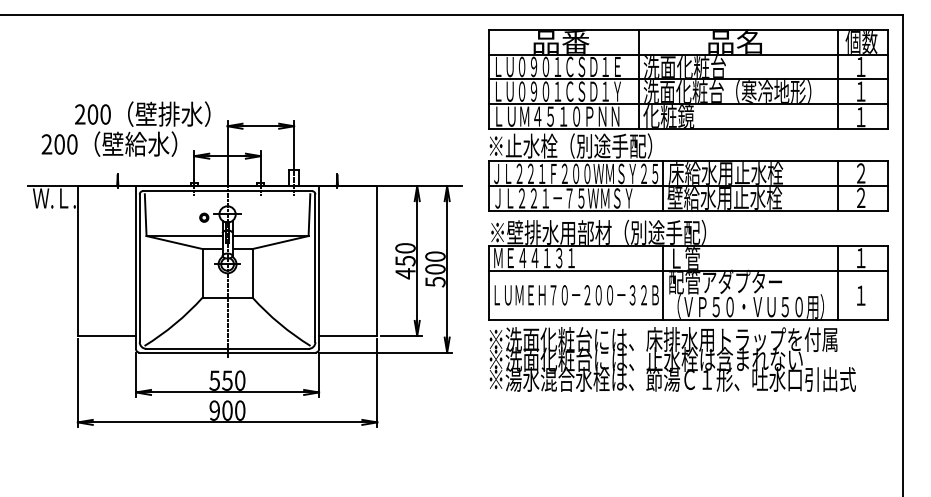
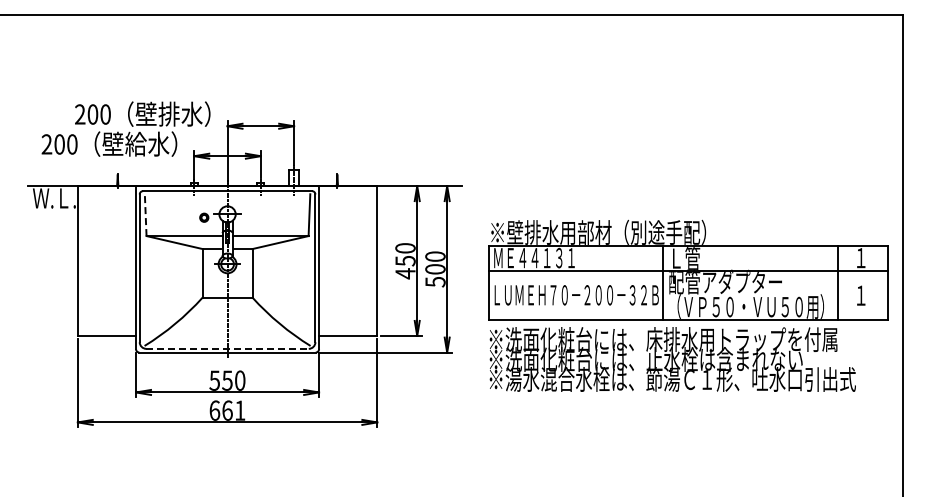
part: present -> none (688, 120)
line: solid -> dashed (145, 215)
line: solid -> dashed (228, 348)
text: 900 -> 661 (227, 410)
